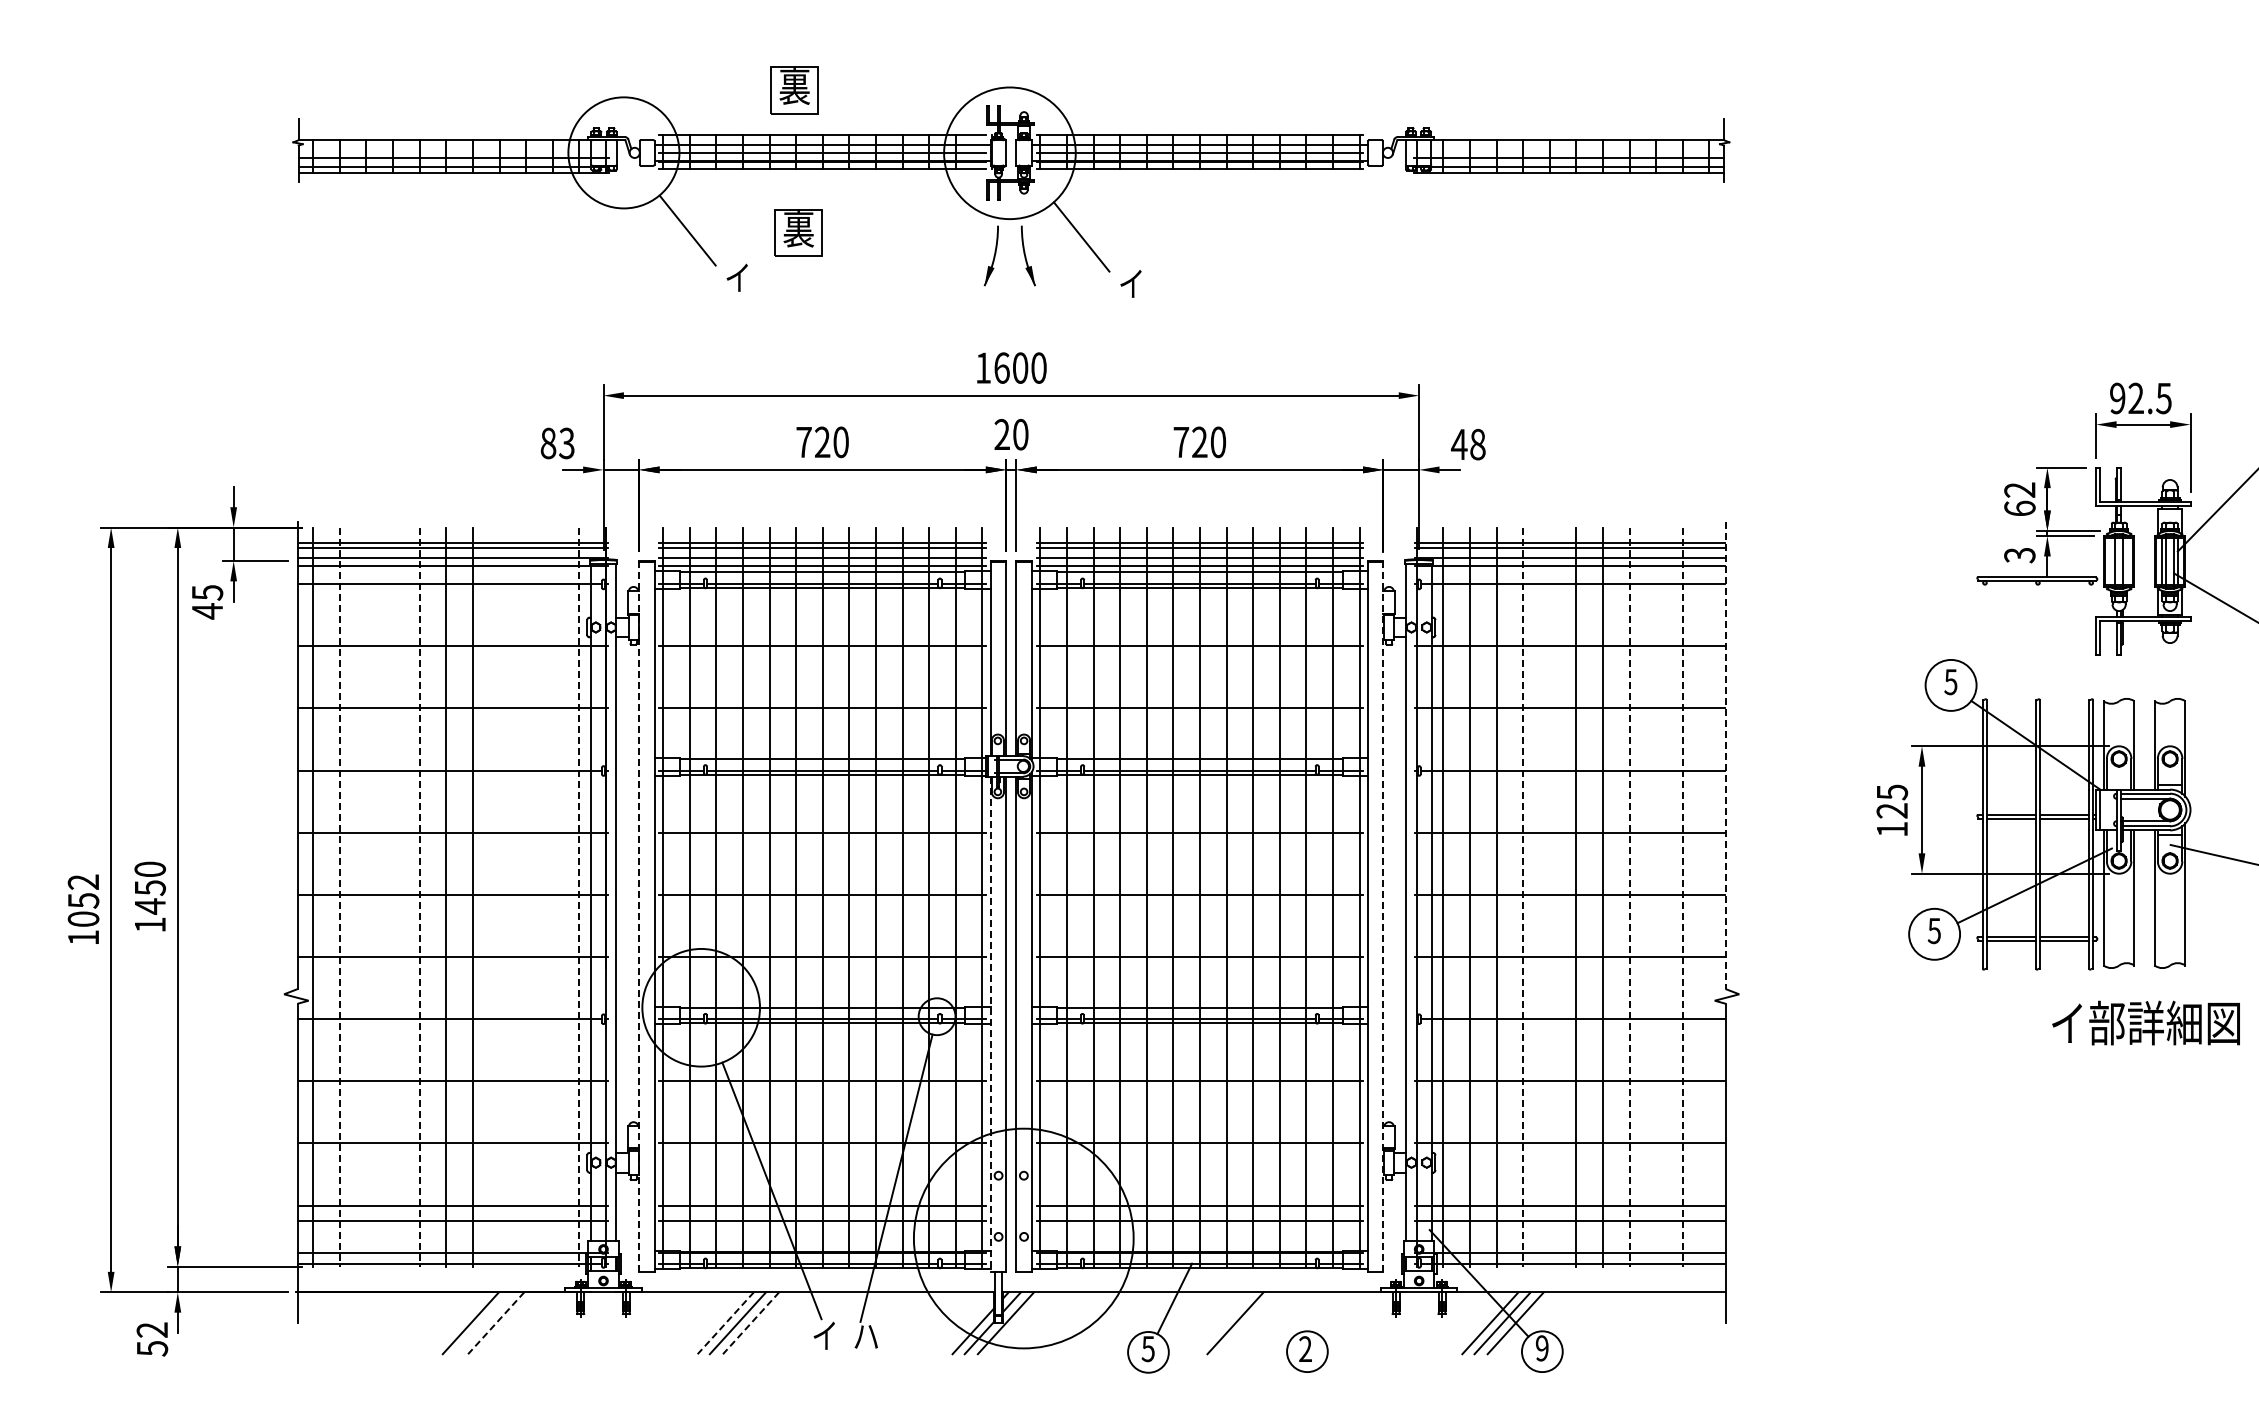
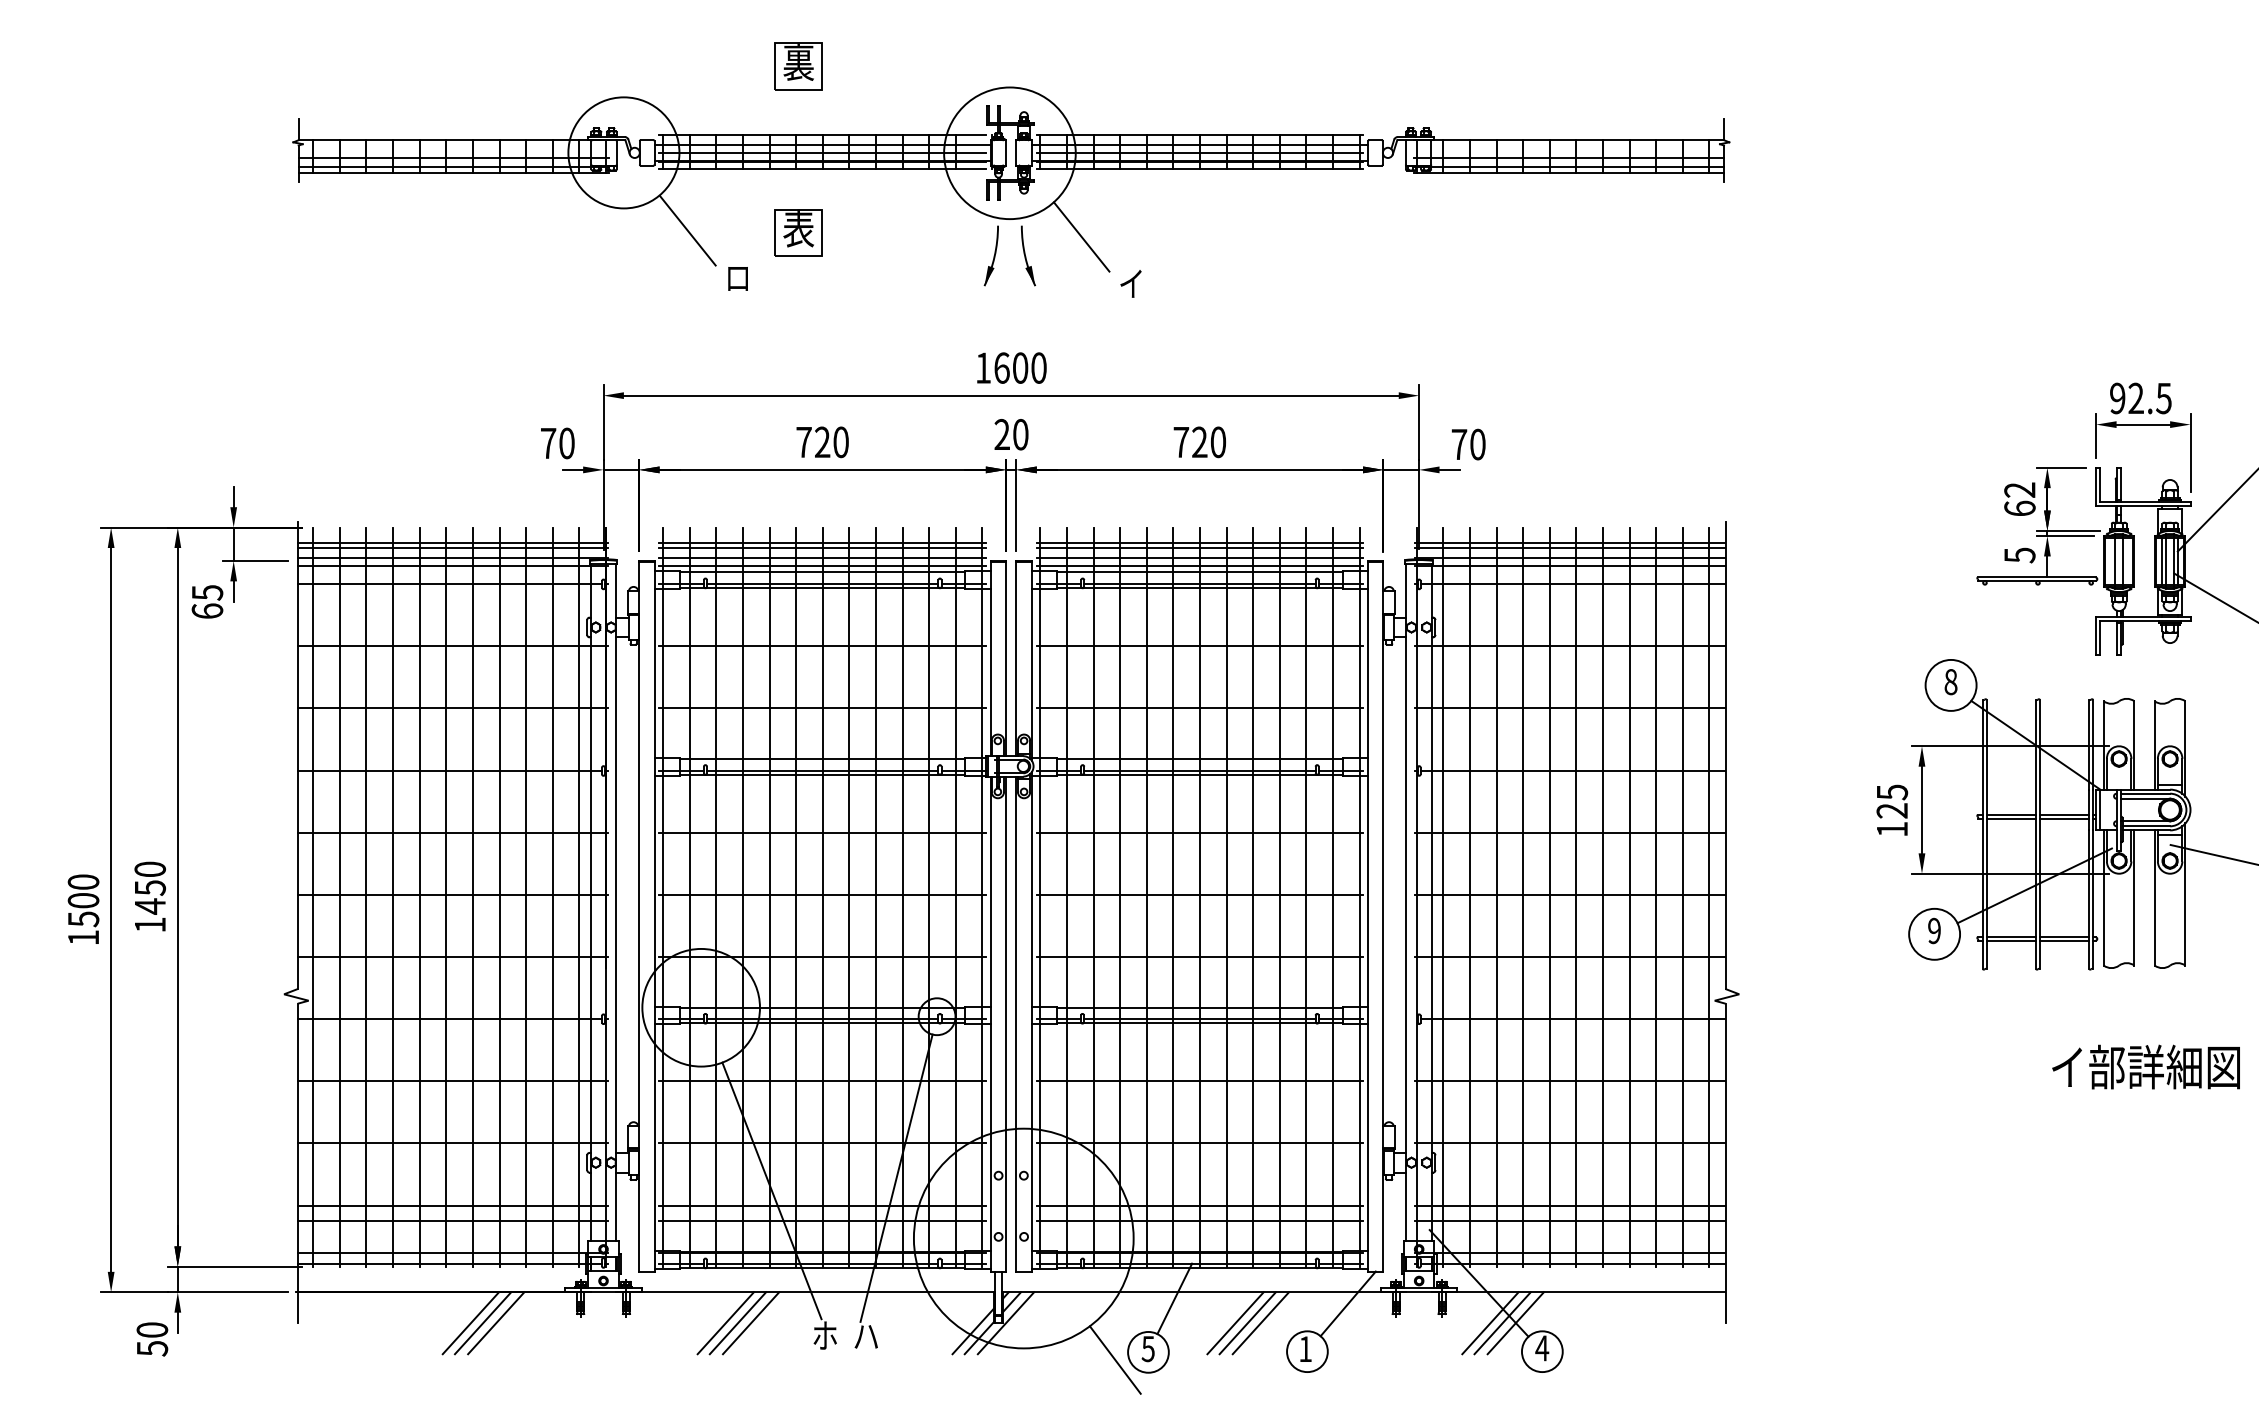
part position: (794, 90) -> (798, 66) (798, 66)
text: 裏 -> 表 (798, 229)
text: イ -> ロ (736, 277)
text: 83 -> 70 (557, 443)
text: 48 -> 70 (1468, 444)
text: 3 -> 5 (2019, 554)
text: 45 -> 65 (207, 611)
text: 5 -> 8 (1950, 682)
line: dashed -> solid (1725, 756)
line: none -> present (366, 896)
line: none -> present (393, 896)
line: none -> present (499, 896)
line: none -> present (526, 896)
line: none -> present (552, 896)
line: none -> present (1549, 896)
line: none -> present (1656, 896)
line: none -> present (1709, 896)
line: dashed -> solid (339, 897)
line: dashed -> solid (419, 897)
line: dashed -> solid (579, 897)
line: dashed -> solid (1523, 897)
line: dashed -> solid (1629, 897)
line: dashed -> solid (1682, 897)
text: 1052 -> 1500 (83, 900)
line: dashed -> solid (639, 916)
line: dashed -> solid (1383, 916)
text: 5 -> 9 (1933, 930)
text position: (2145, 1022) -> (2145, 1066) (2145, 1066)
line: dashed -> solid (990, 1024)
line: none -> present (1347, 1303)
line: none -> present (482, 1323)
line: dashed -> solid (496, 1323)
line: dashed -> solid (725, 1323)
line: dashed -> solid (751, 1323)
line: none -> present (1247, 1323)
line: none -> present (1260, 1323)
text: 52 -> 50 (152, 1329)
text: イ -> ホ (824, 1335)
text: 2 -> 1 (1305, 1348)
text: 9 -> 4 (1542, 1348)
line: none -> present (1114, 1359)
